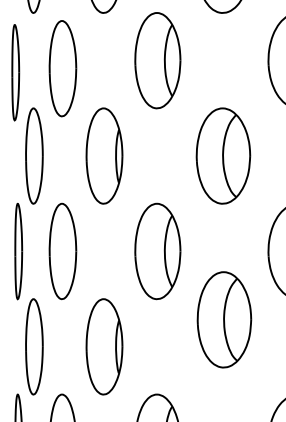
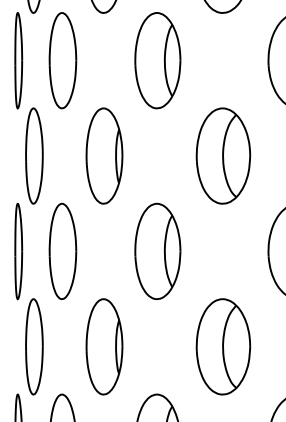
part position: (62, 68) -> (62, 60) (62, 60)
part position: (15, 72) -> (18, 60) (18, 60)
part position: (224, 319) -> (223, 346) (223, 346)
